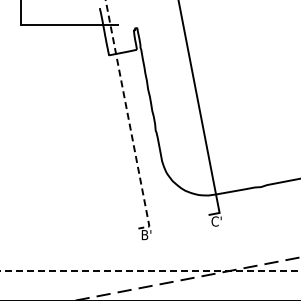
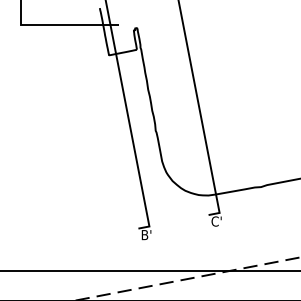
line: dashed -> solid (128, 120)
line: dashed -> solid (150, 270)
